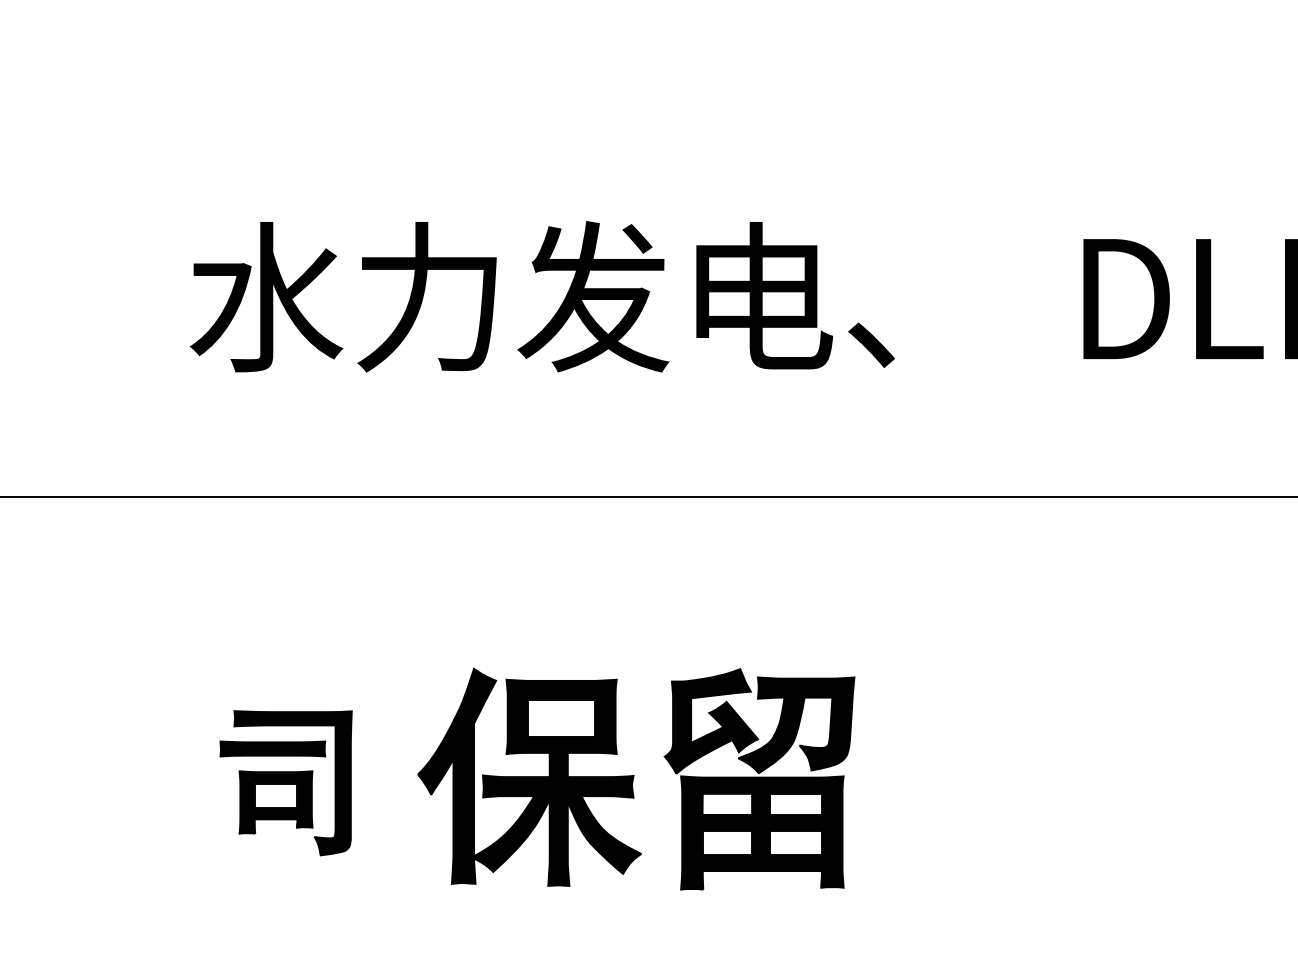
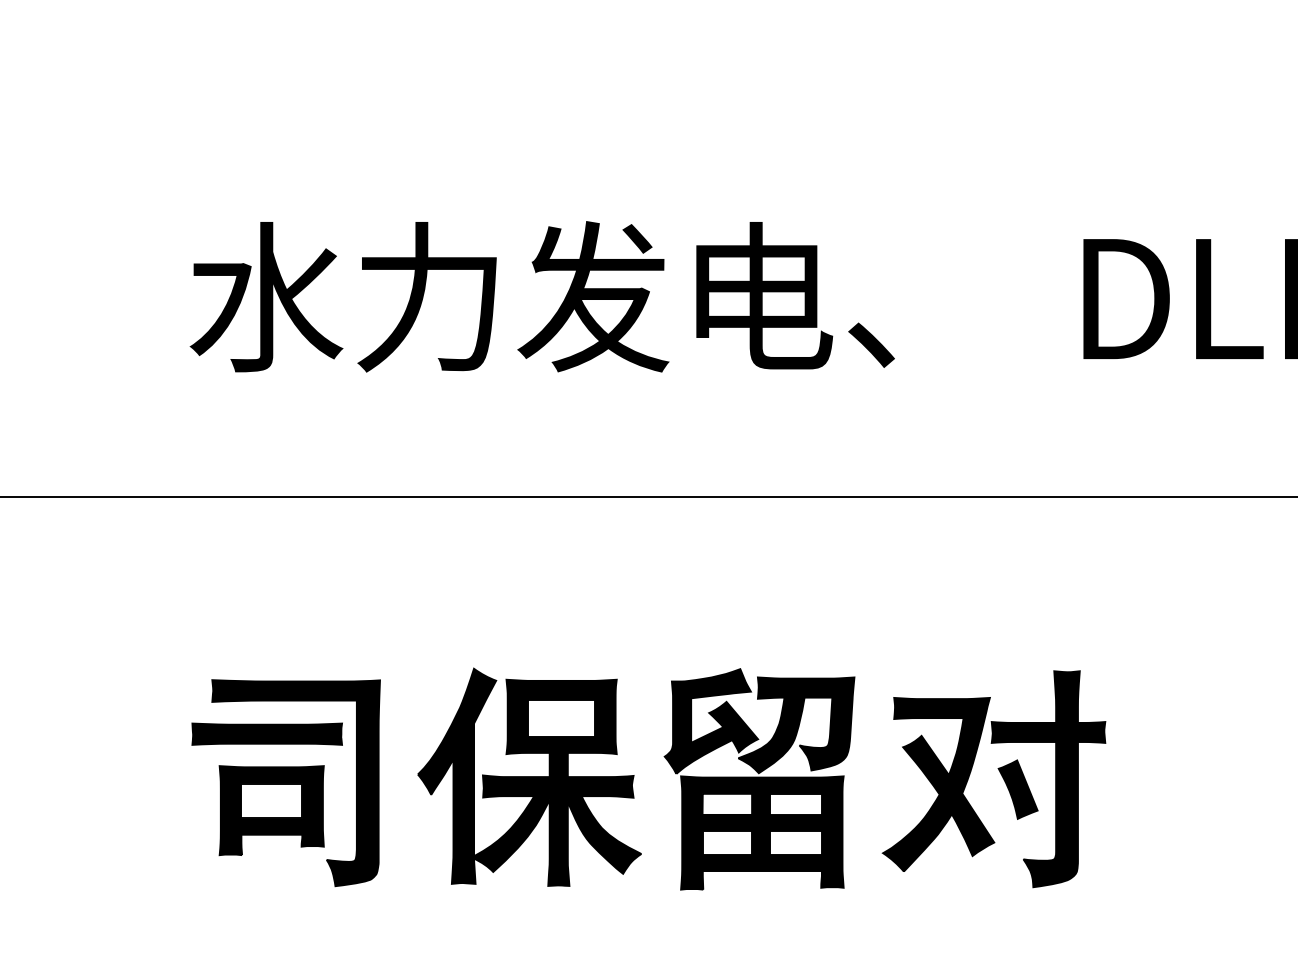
part: none -> present (1001, 776)
part size: 134x147 px -> 190x209 px (285, 783)
